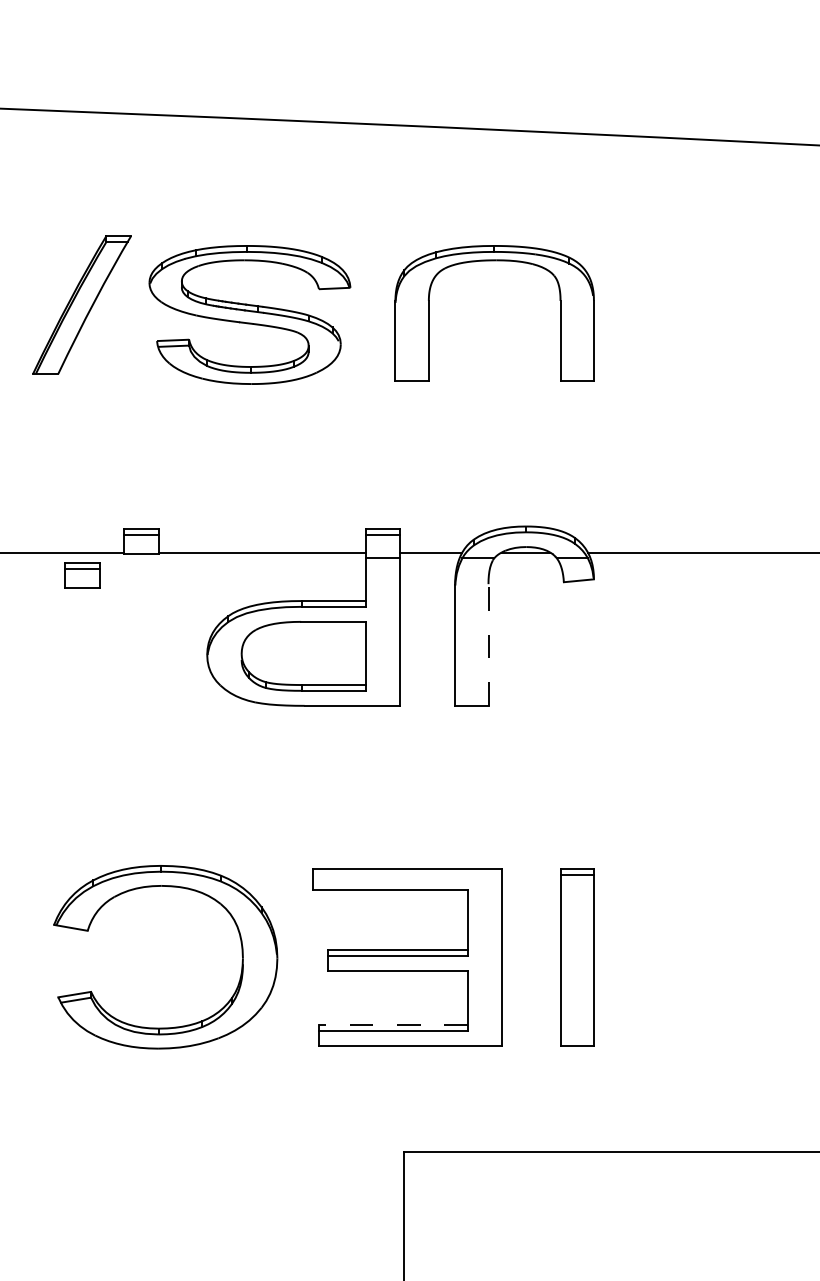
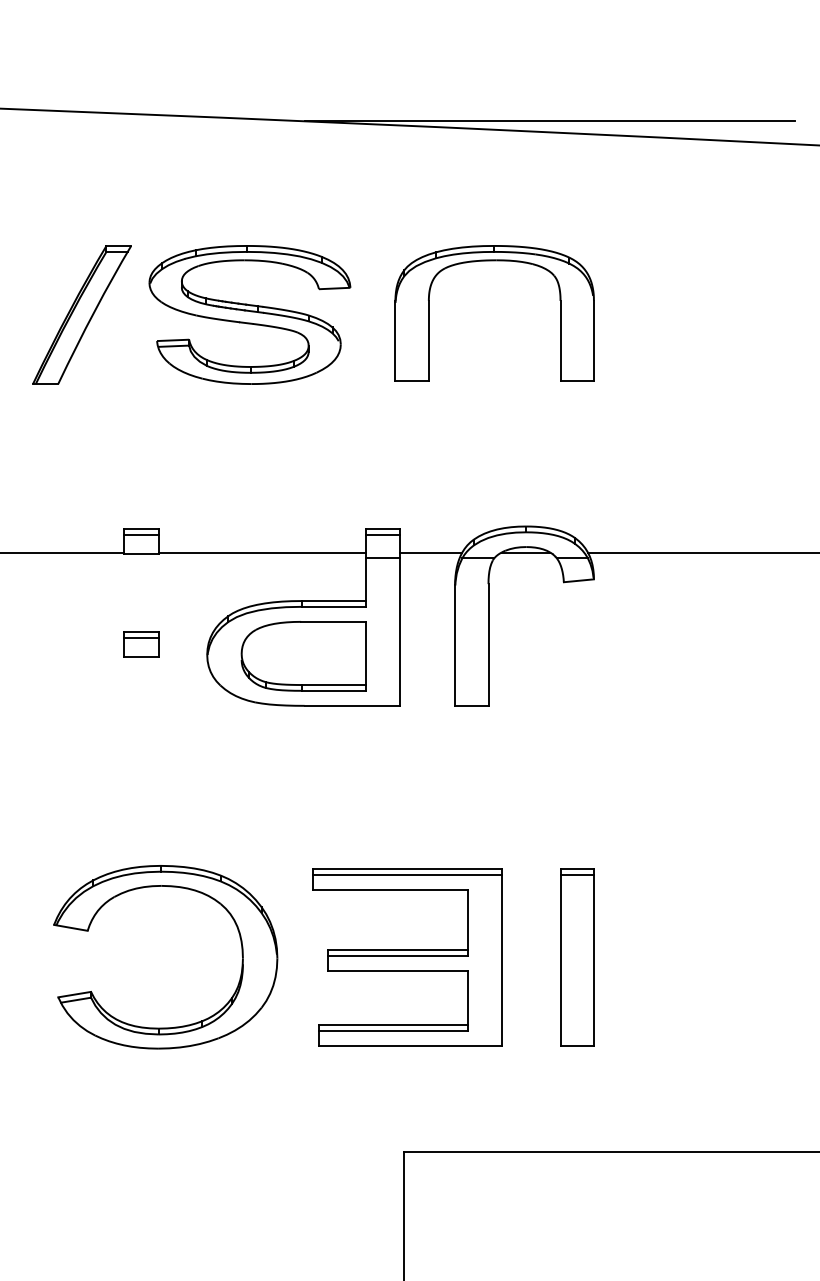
line: none -> present (549, 121)
part position: (81, 304) -> (81, 314) (81, 314)
part position: (82, 575) -> (141, 644) (141, 644)
line: dashed -> solid (488, 645)
line: none -> present (407, 874)
line: dashed -> solid (393, 1024)
